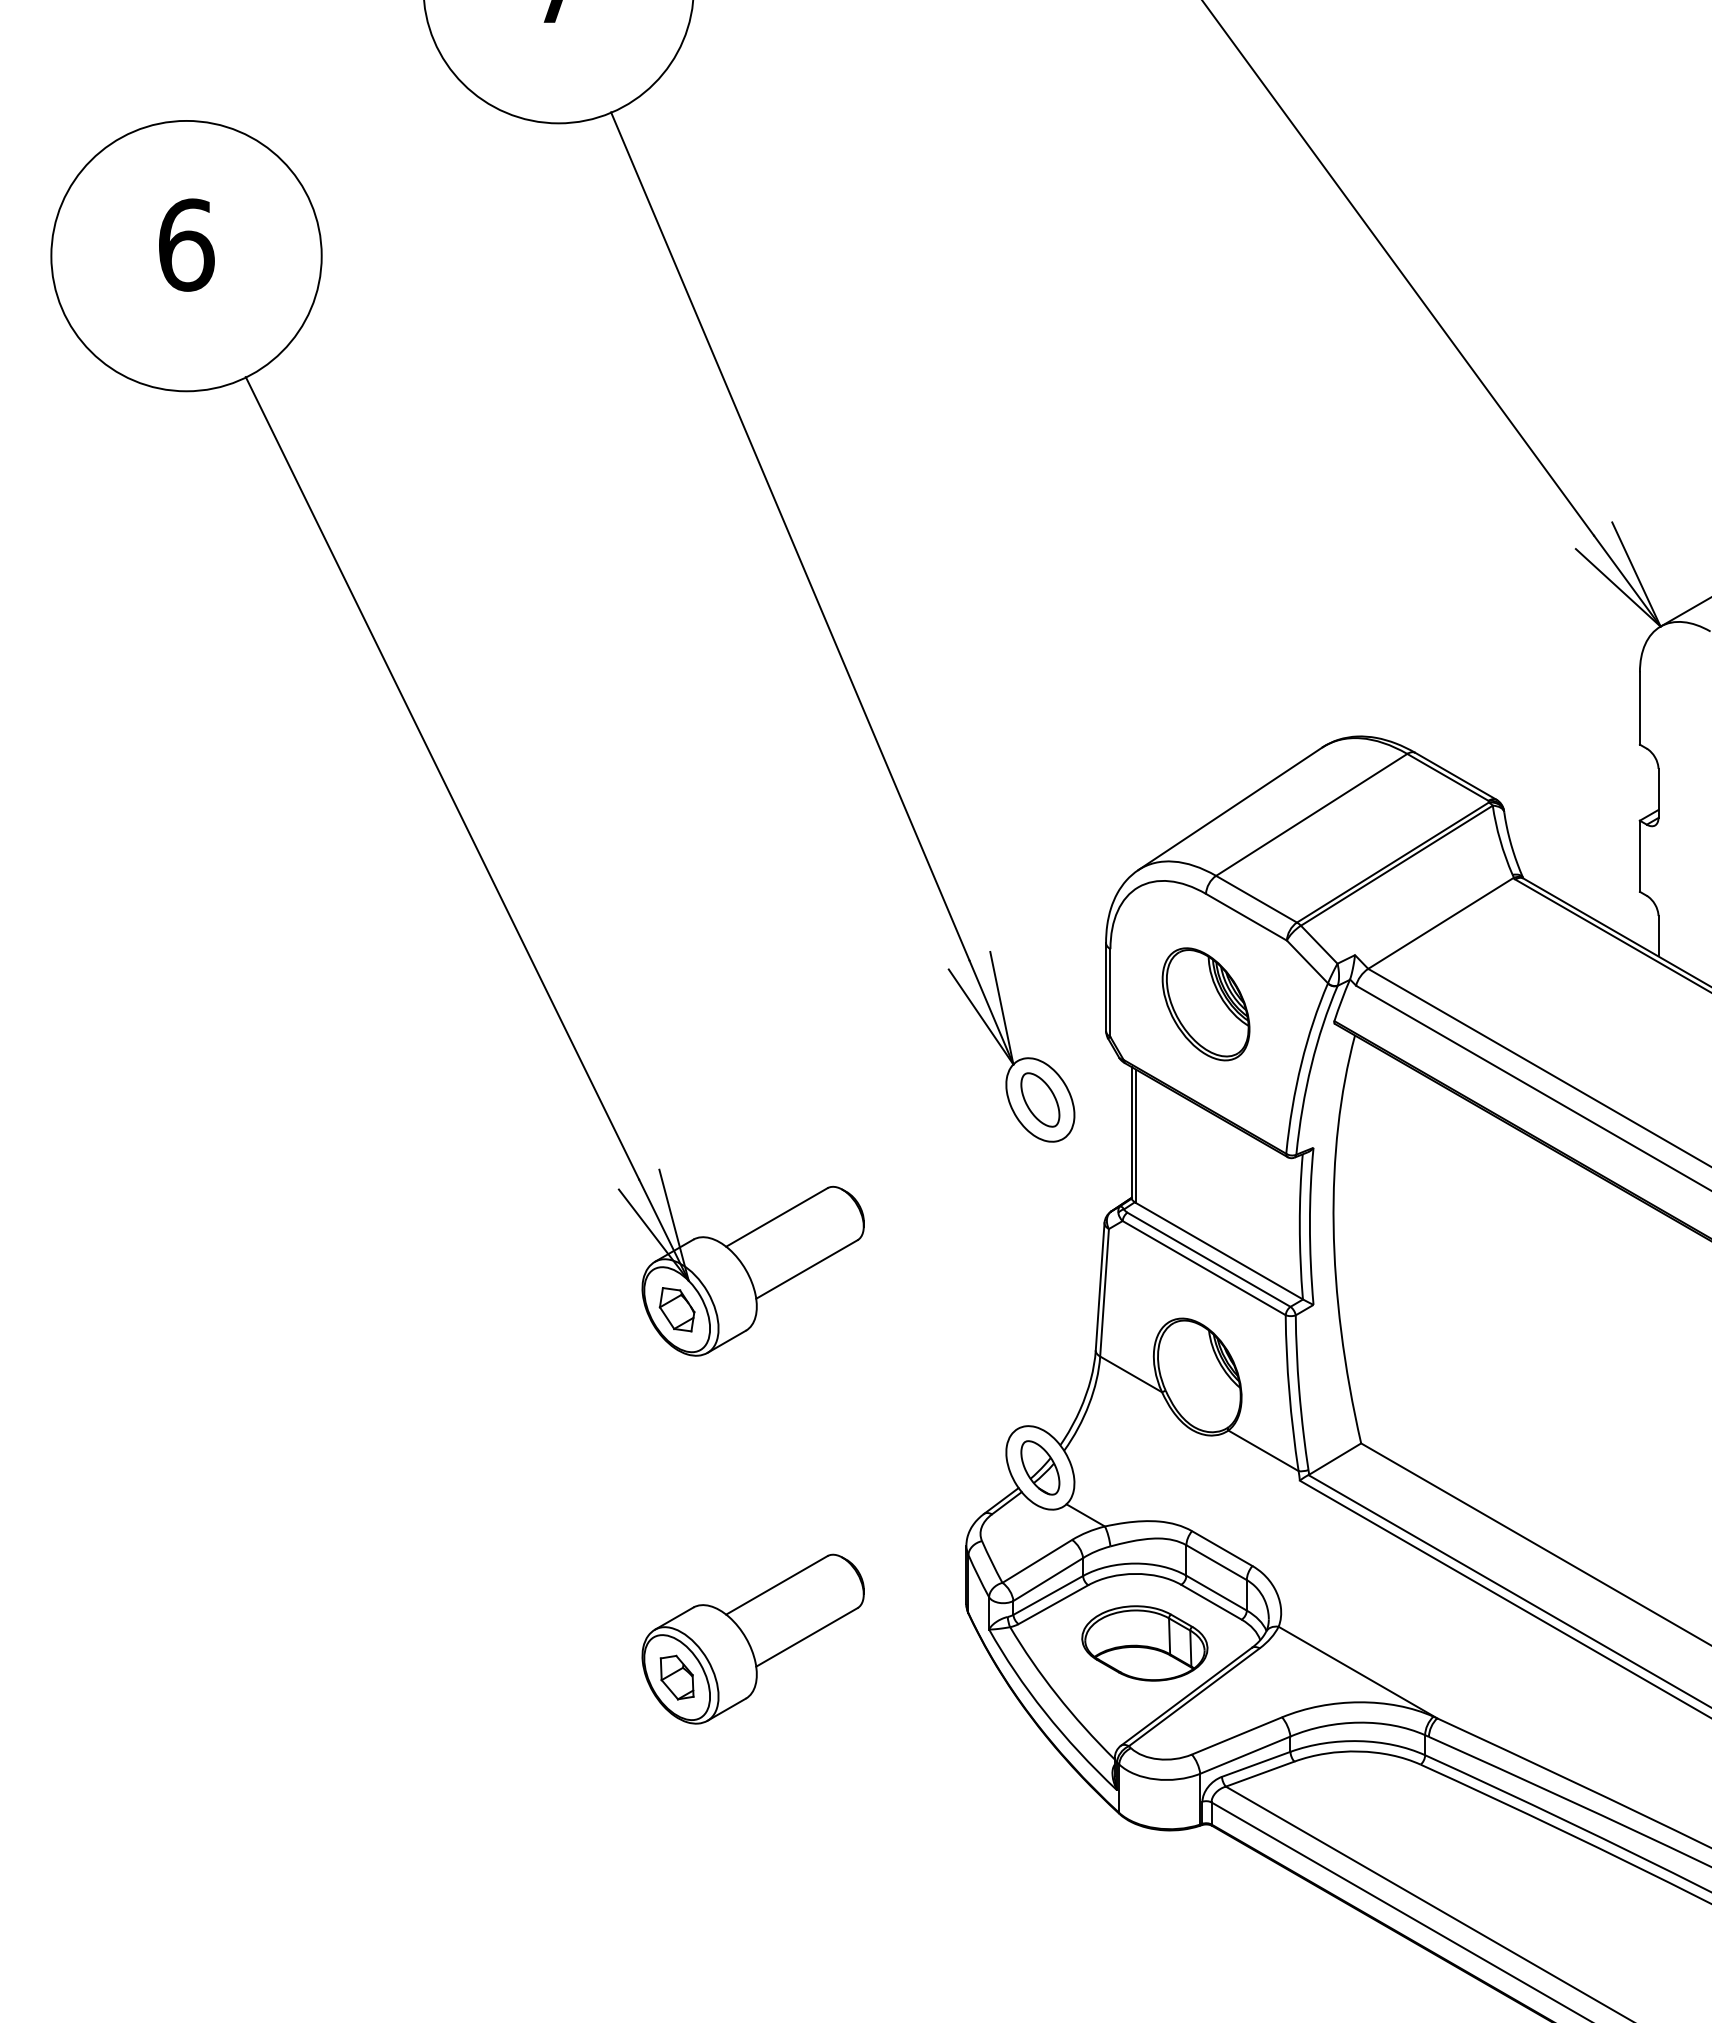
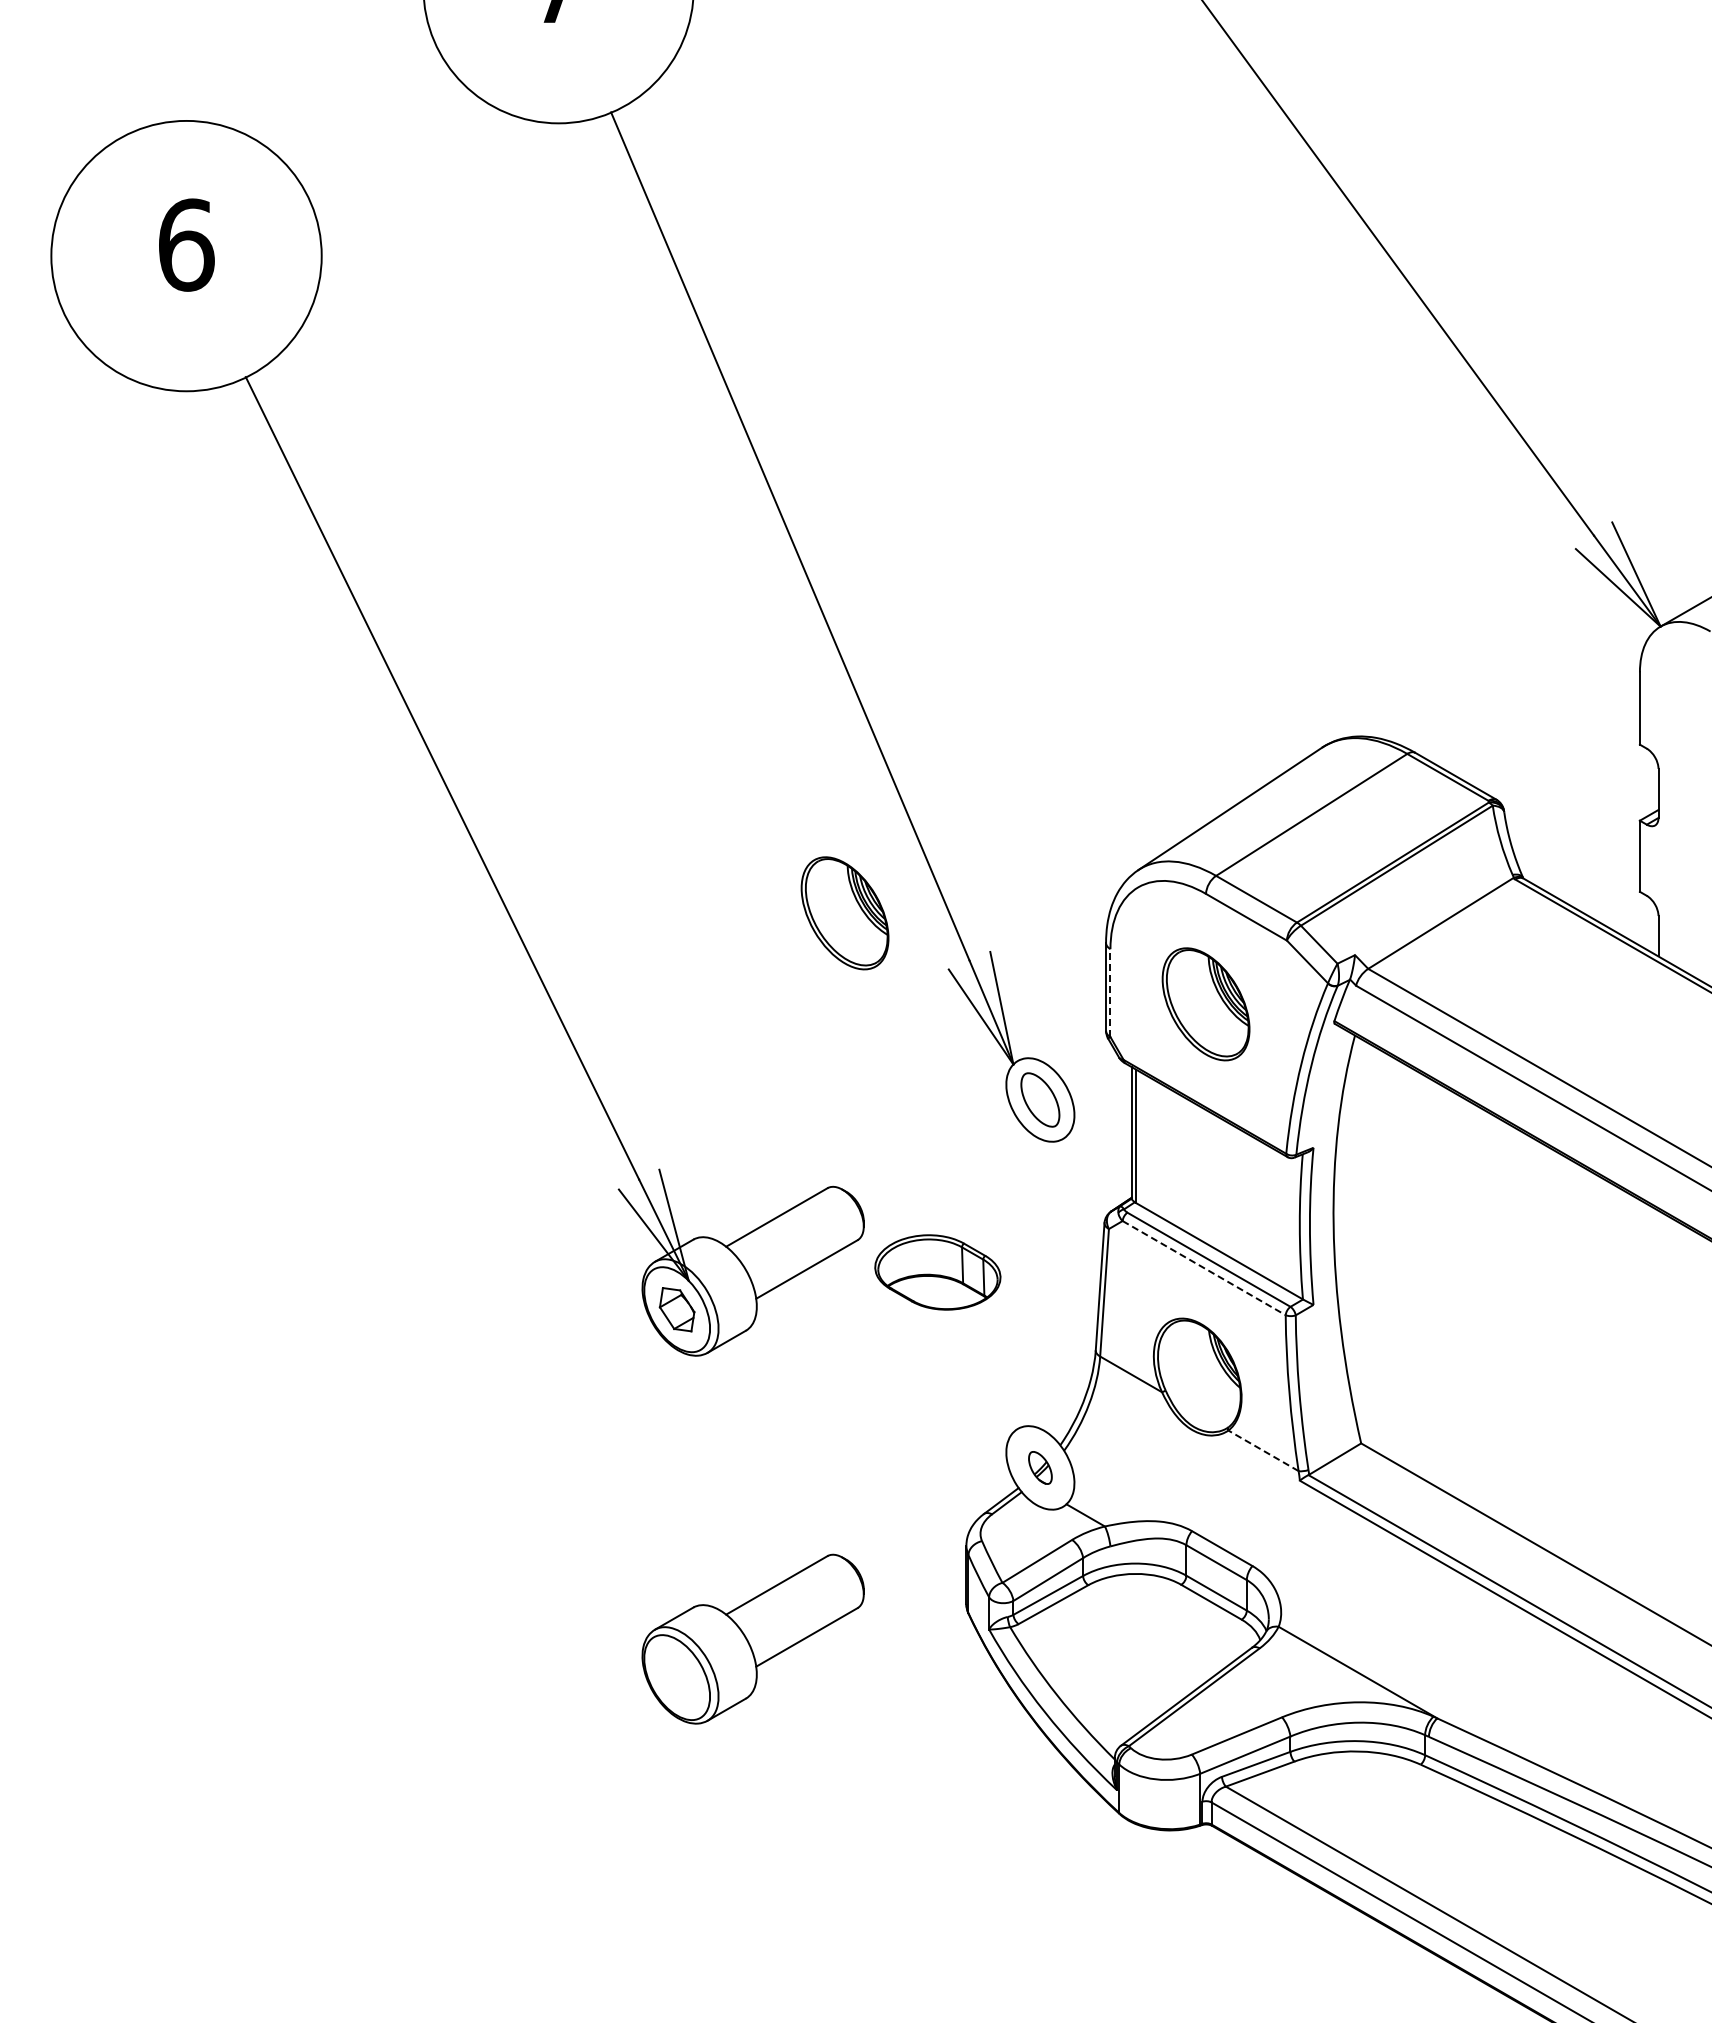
part: none -> present (844, 913)
line: solid -> dashed (1110, 993)
line: solid -> dashed (1204, 1268)
line: solid -> dashed (1263, 1450)
part size: 41x56 px -> 25x34 px (1040, 1467)
part position: (1144, 1643) -> (937, 1272) (937, 1272)
part: present -> none (676, 1677)
